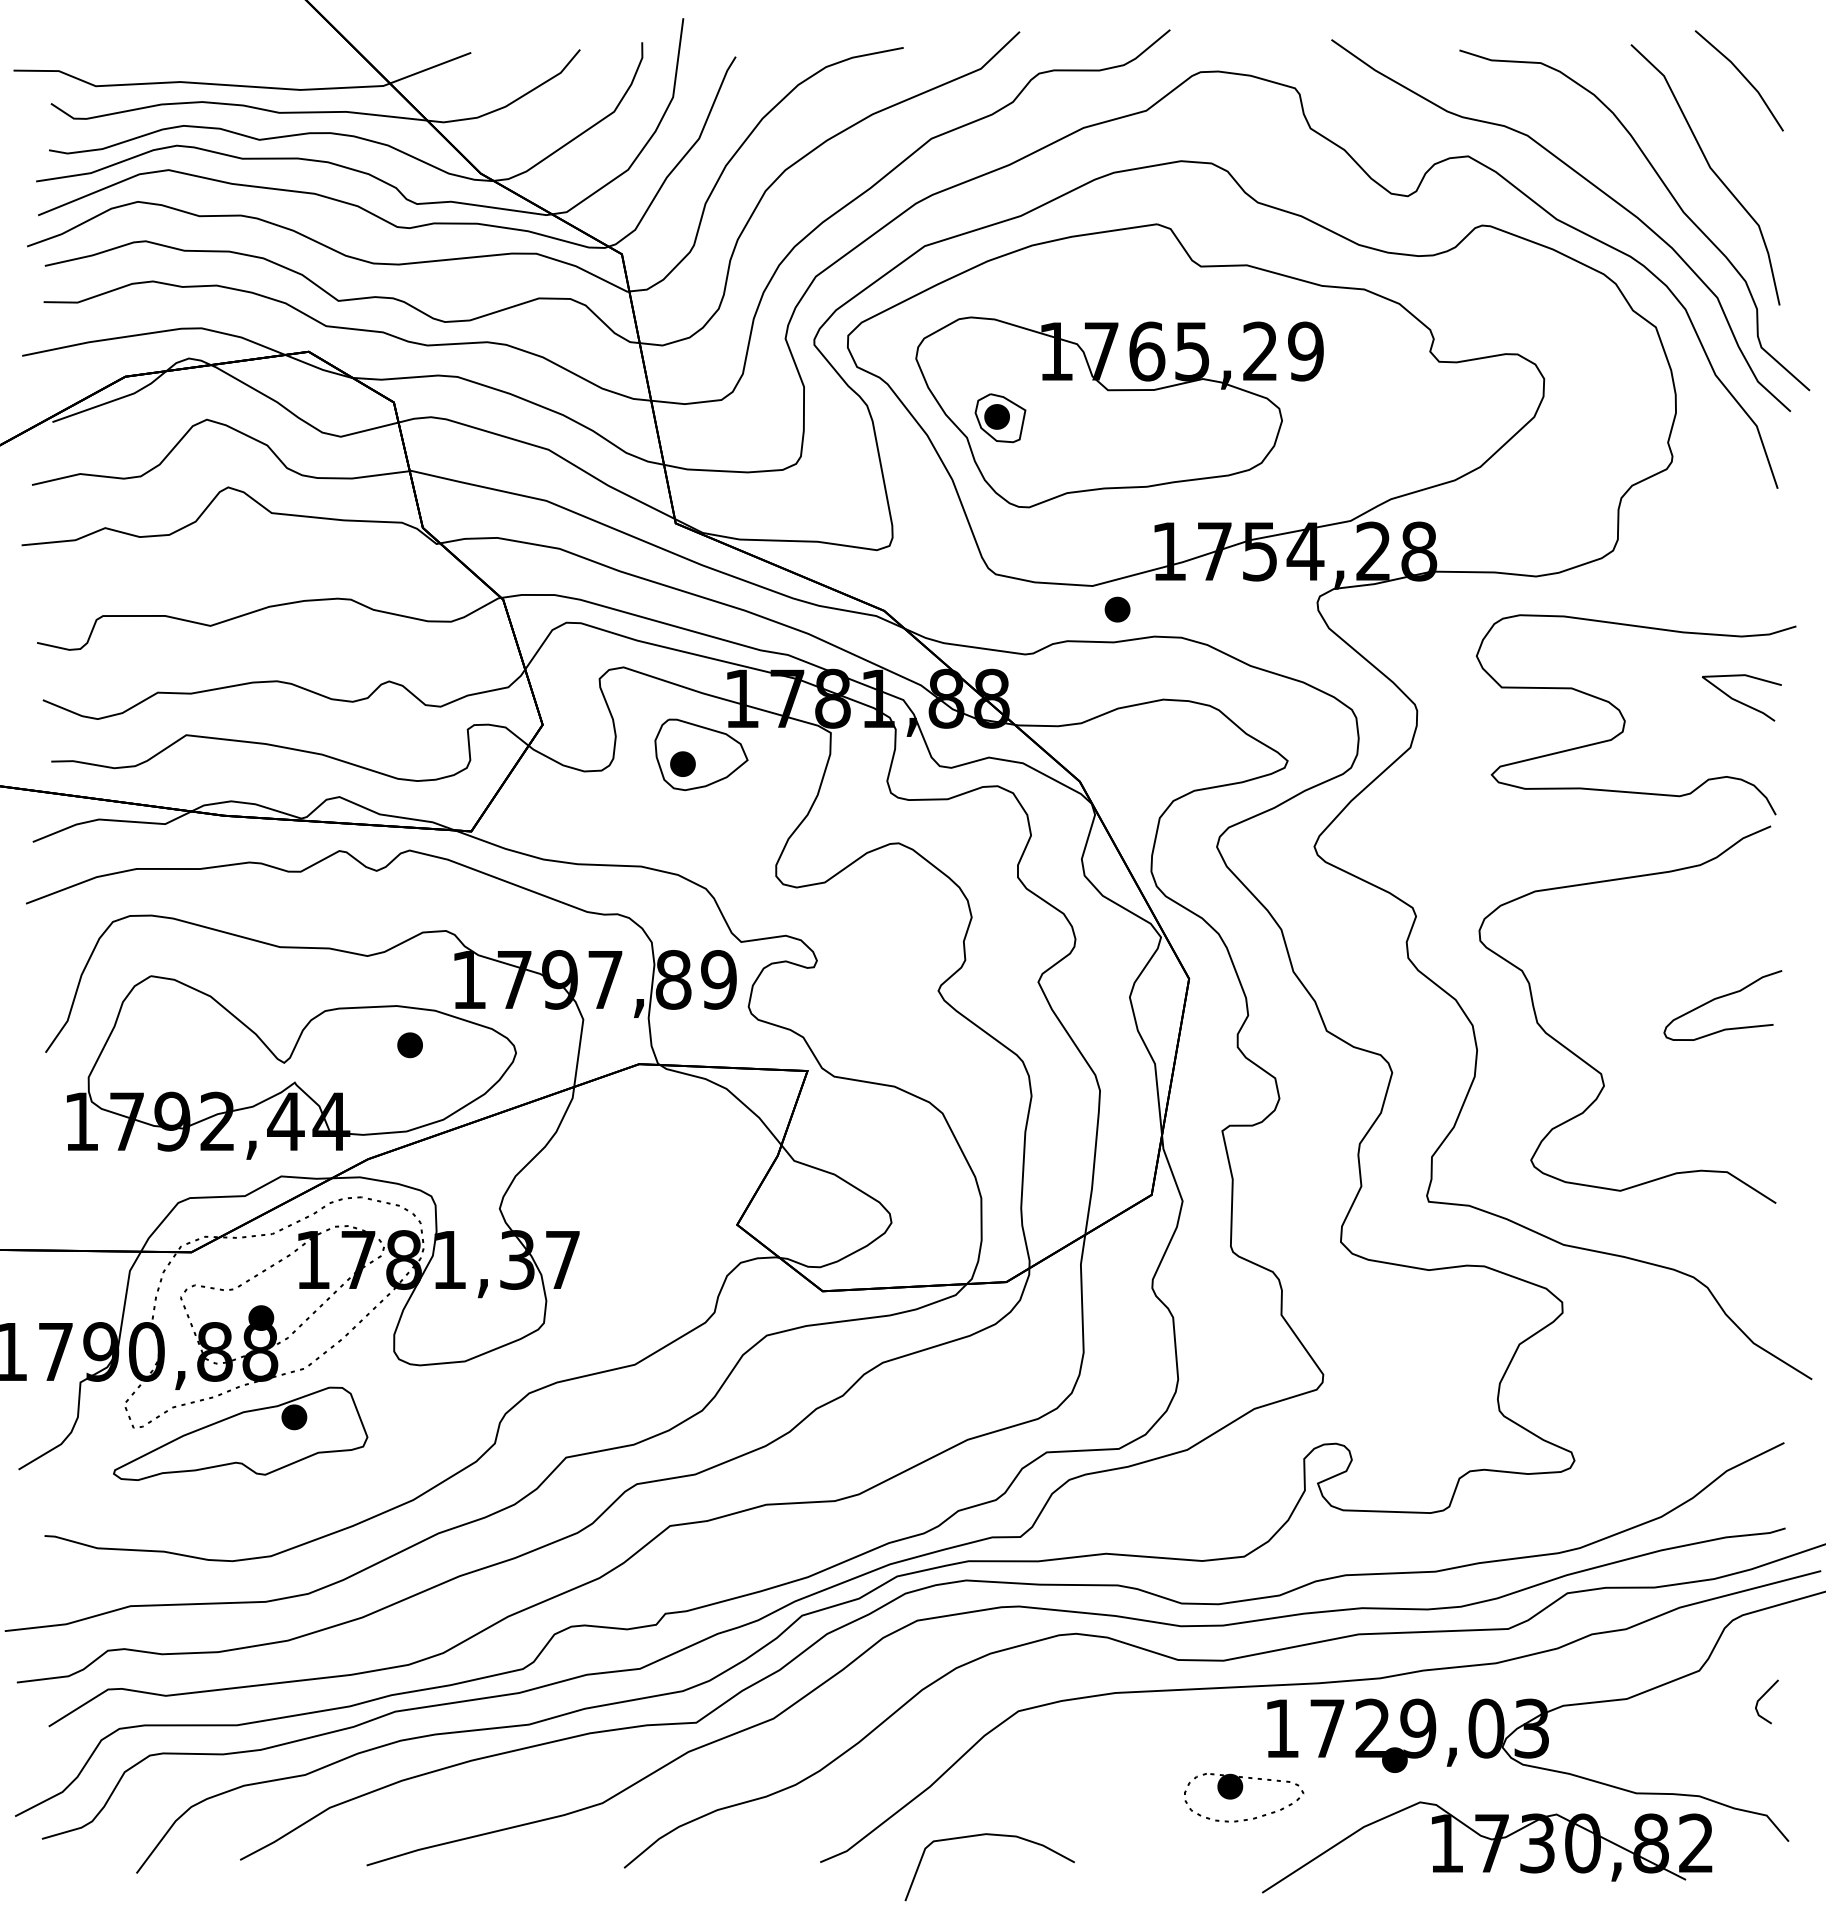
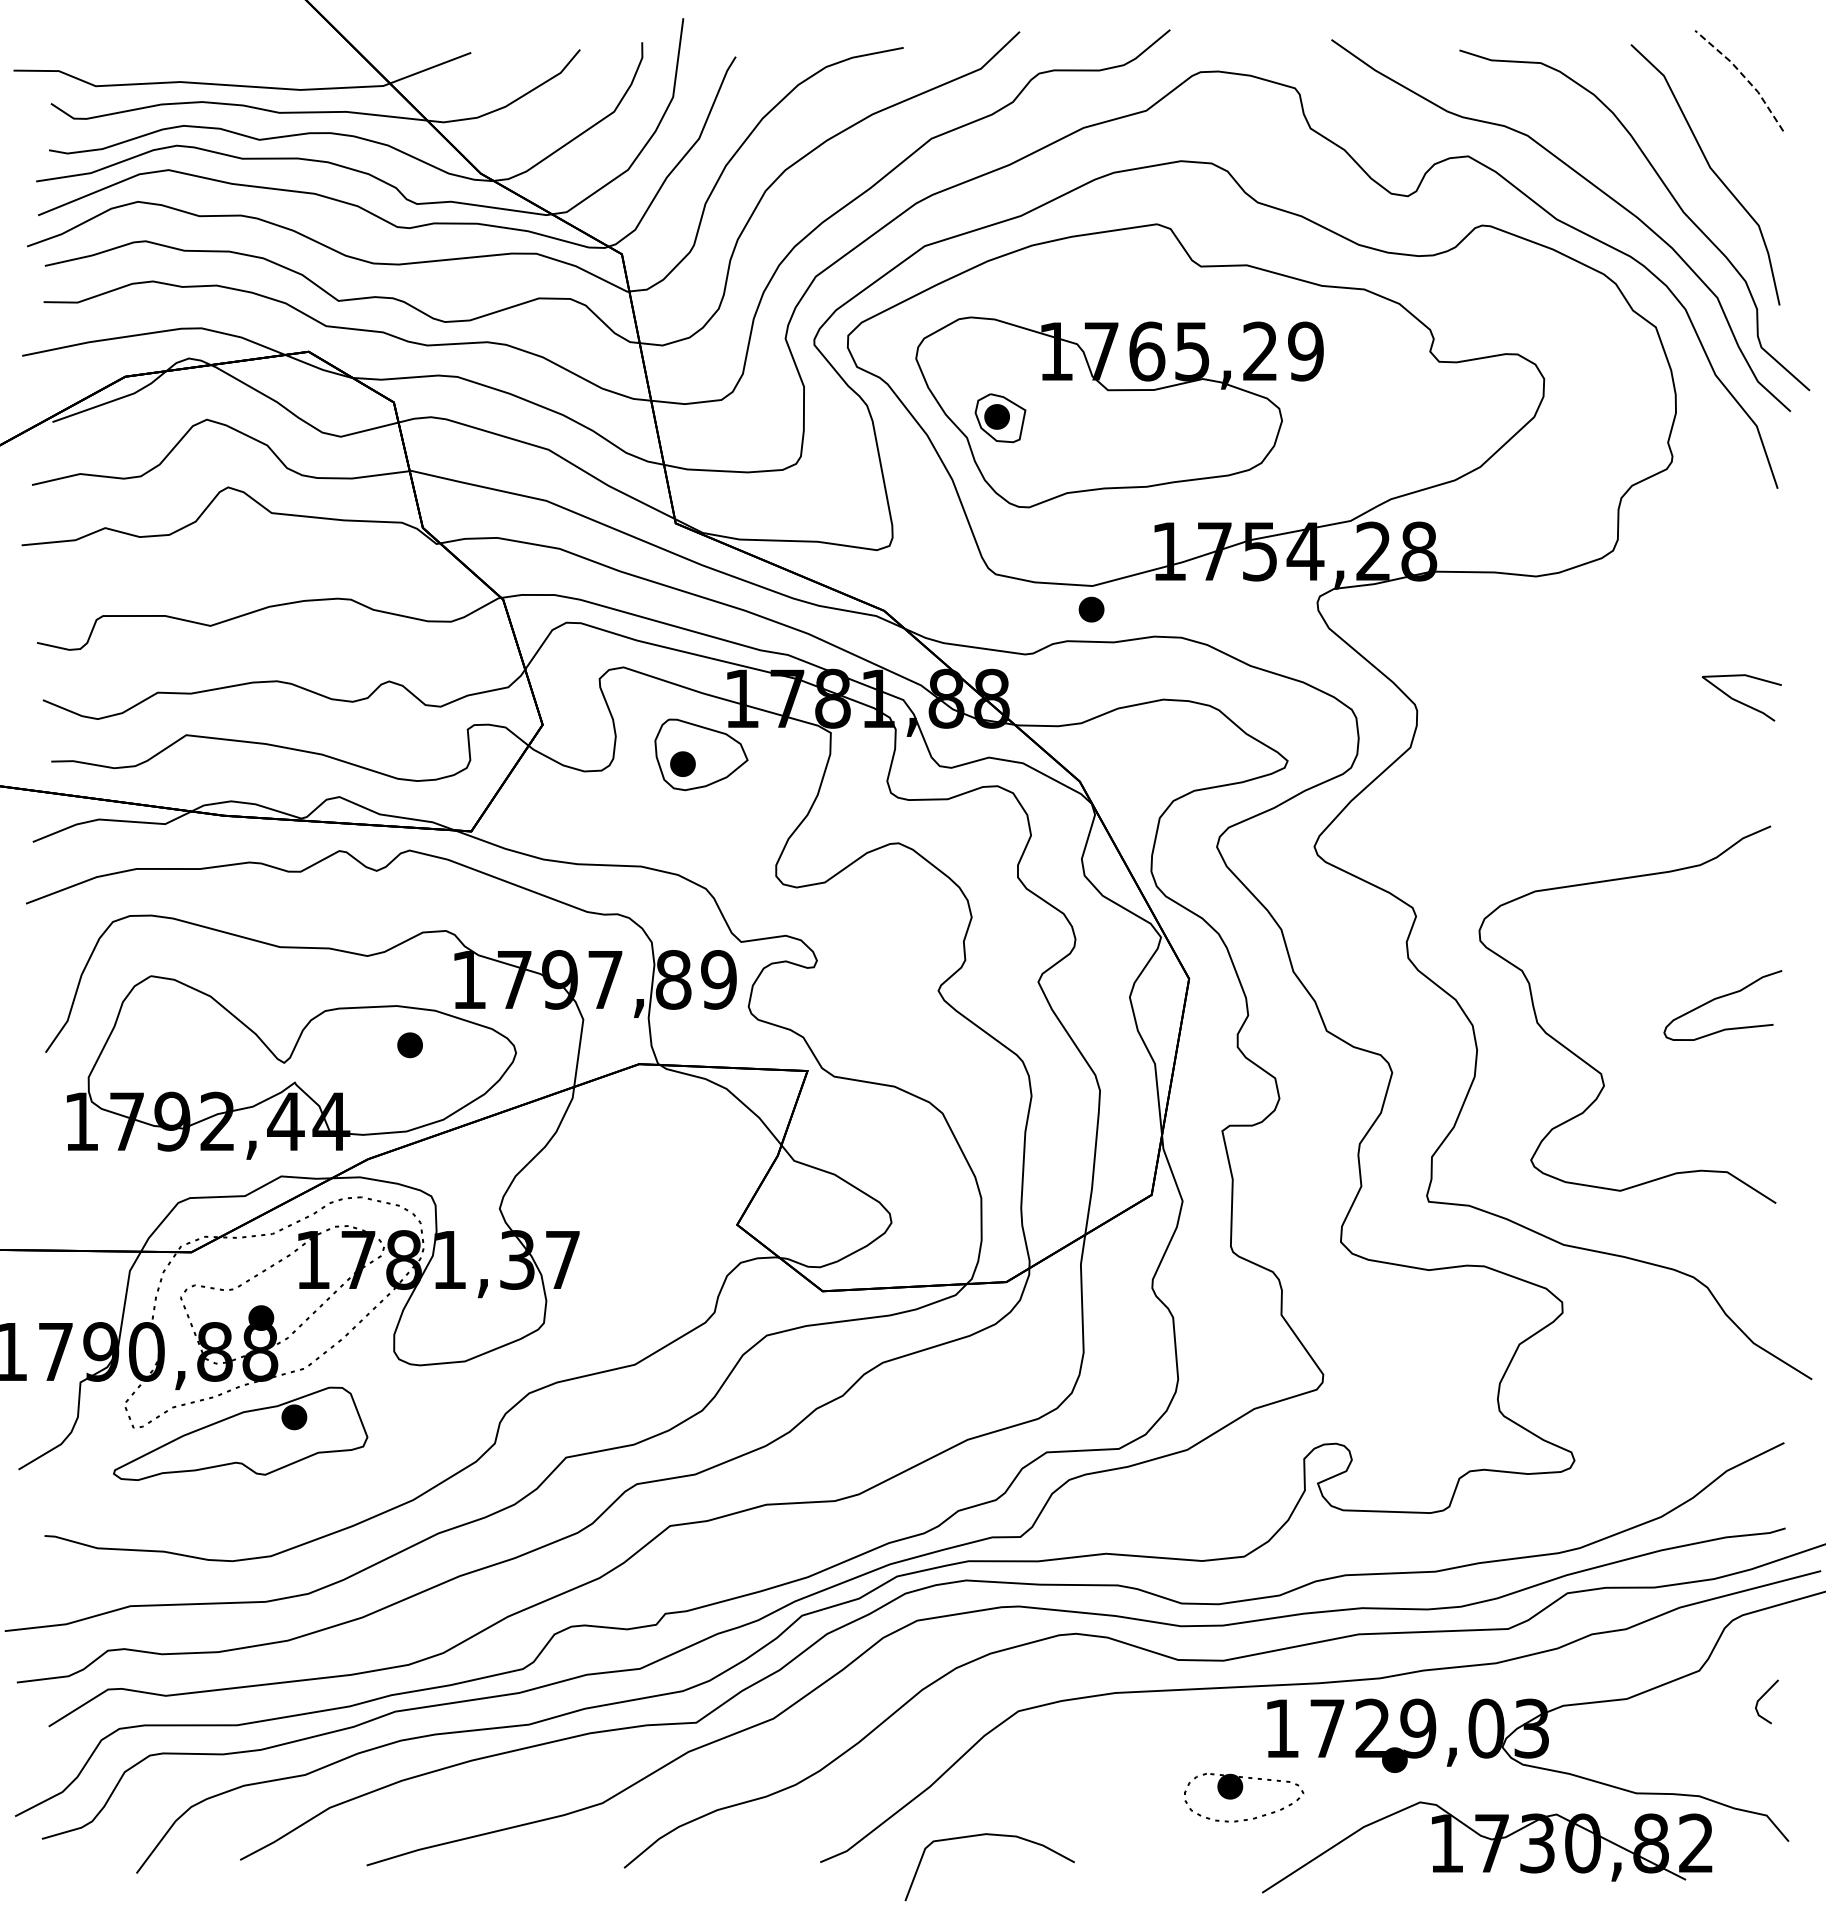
line: solid -> dashed (1744, 76)
part position: (1117, 609) -> (1091, 609) (1091, 609)
curve: present -> none (1625, 719)
